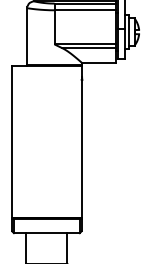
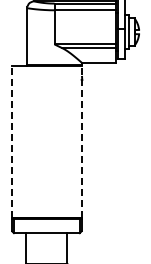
line: solid -> dashed (81, 141)
line: solid -> dashed (11, 142)
